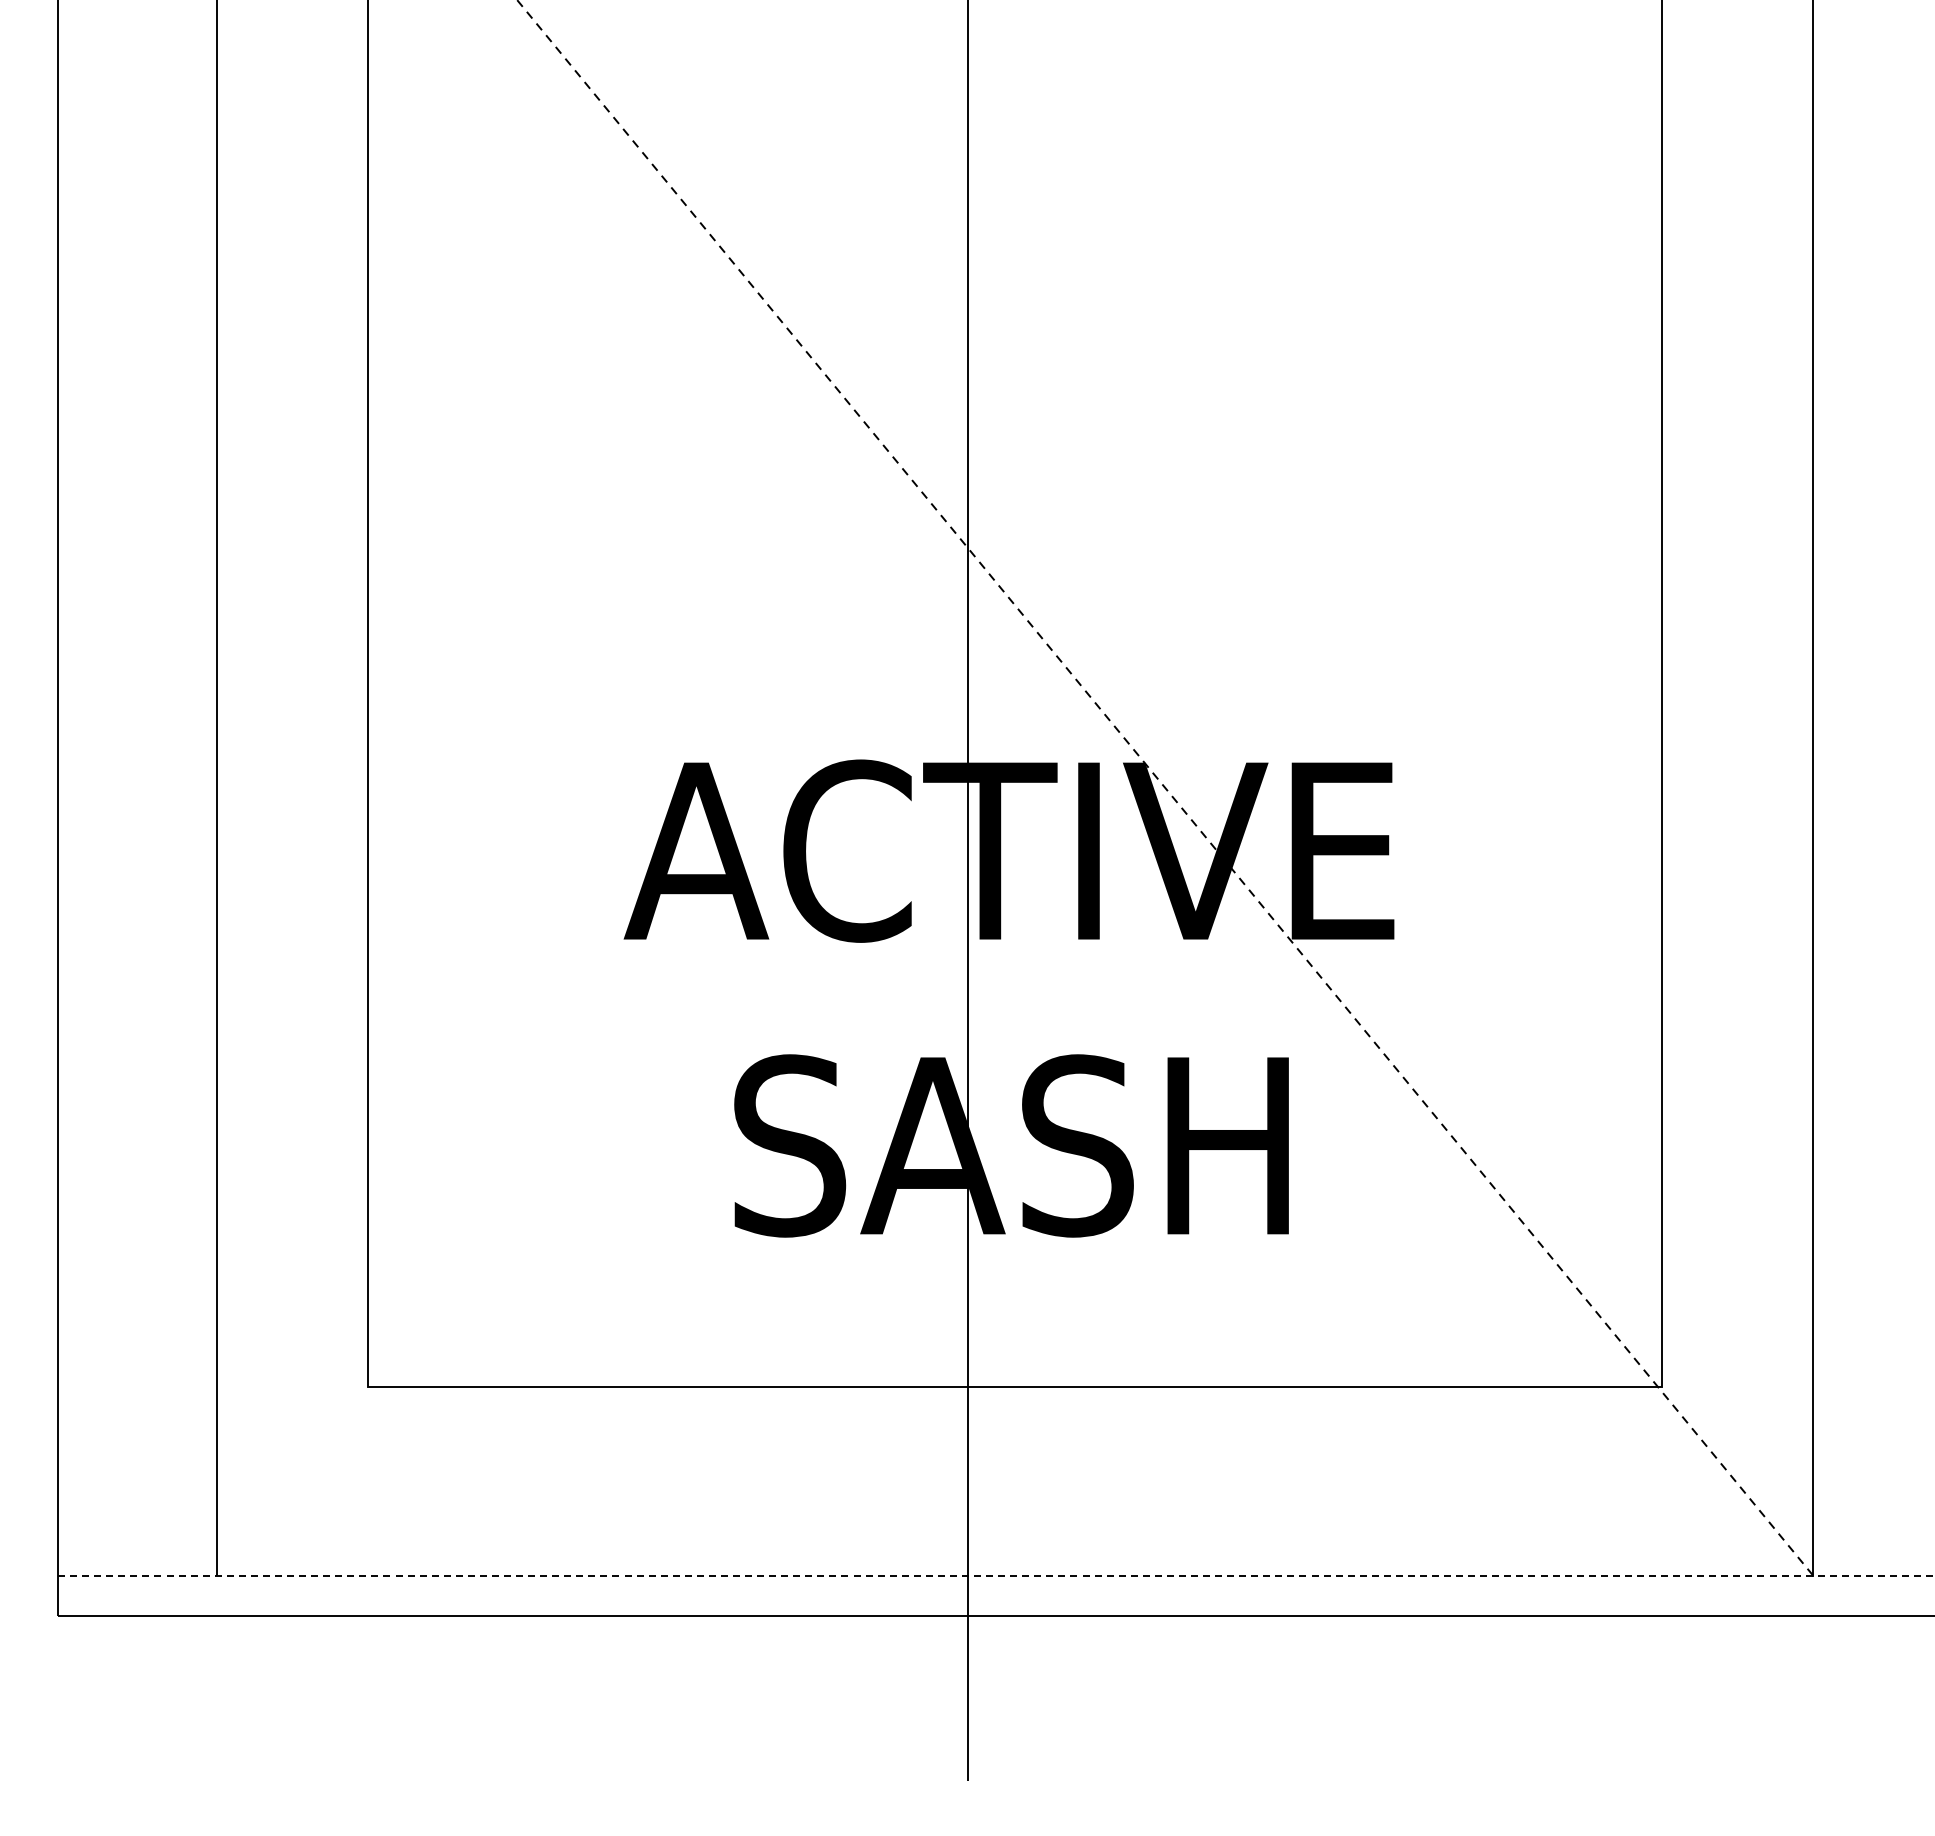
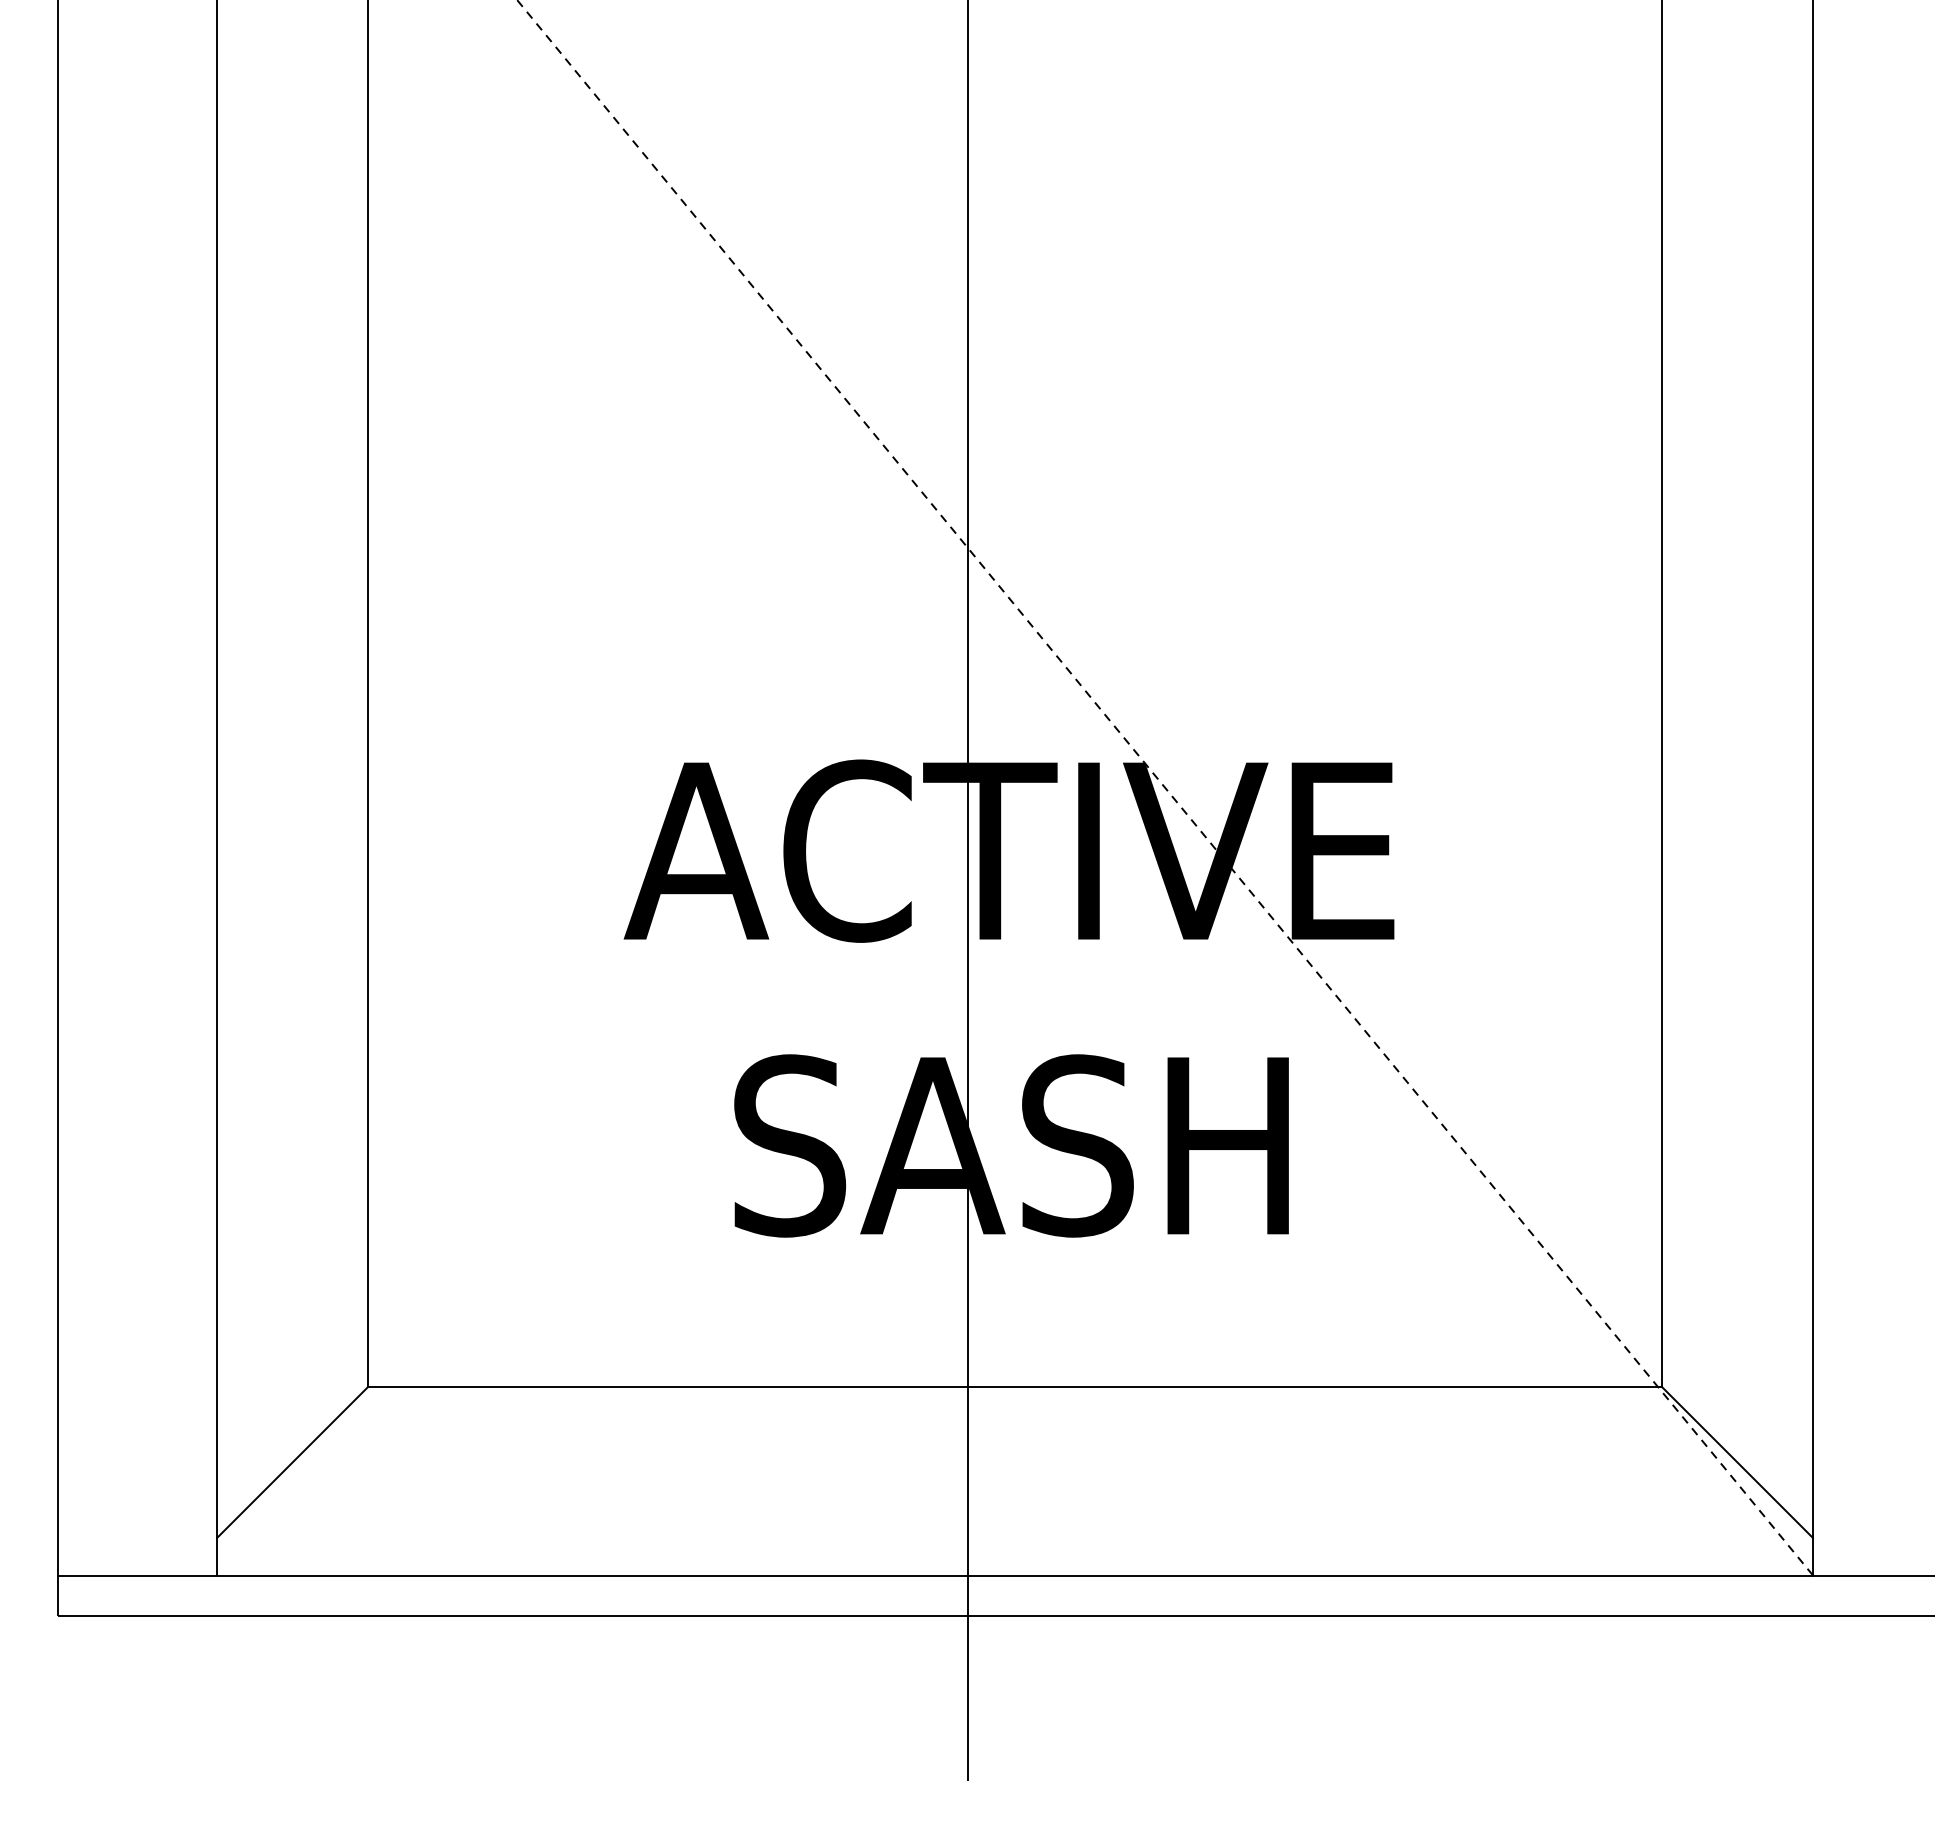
line: none -> present (292, 1462)
line: none -> present (1737, 1462)
line: dashed -> solid (996, 1575)
